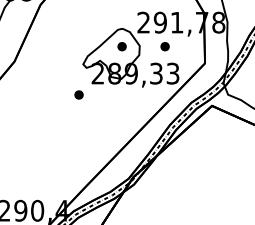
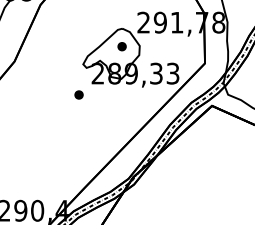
part: present -> none (164, 46)
